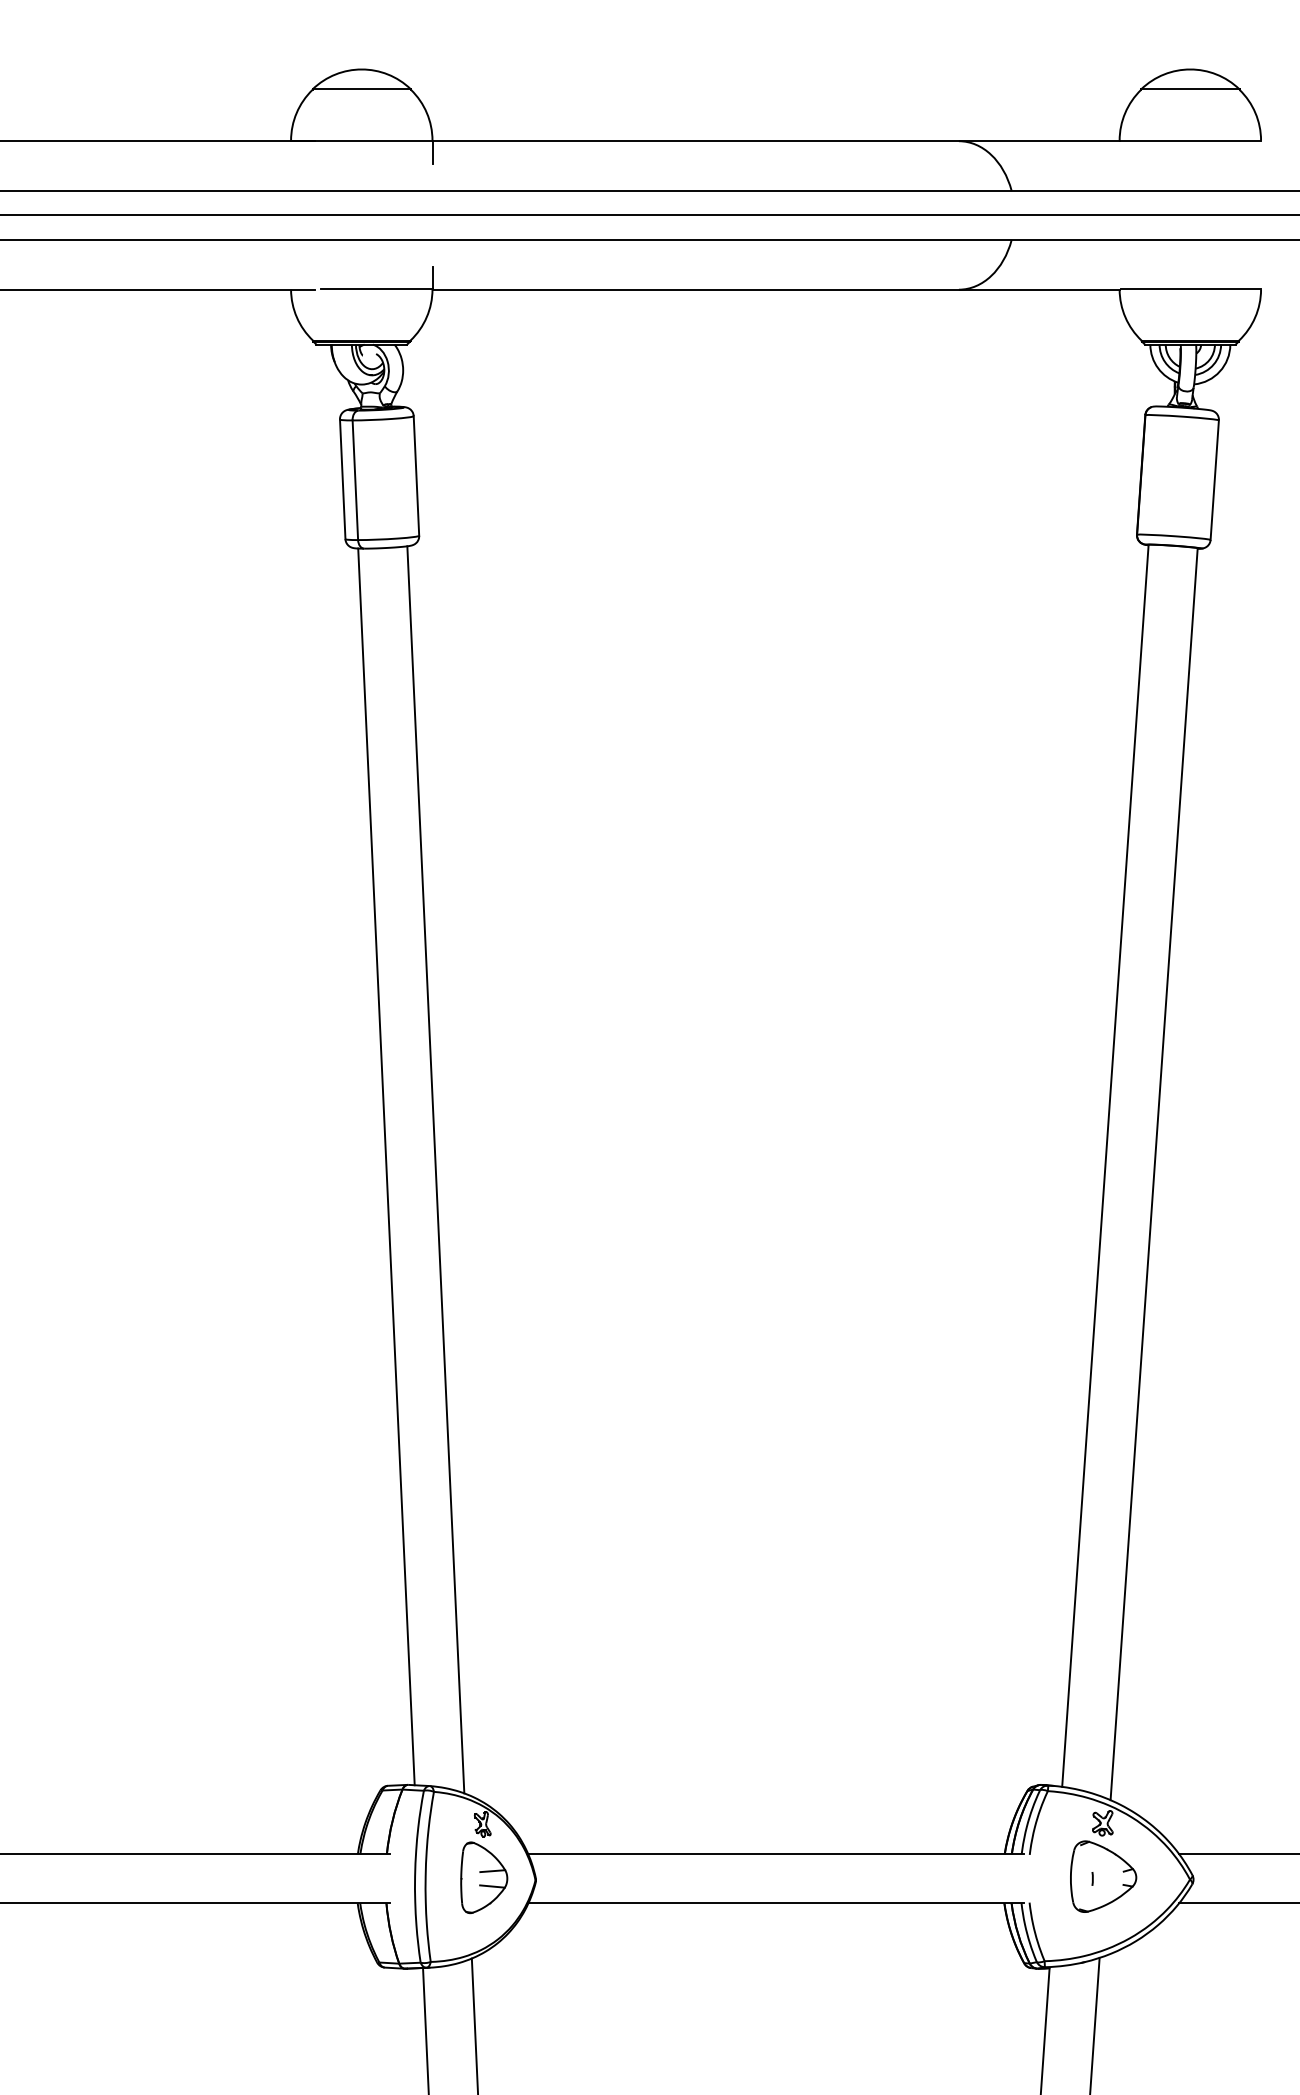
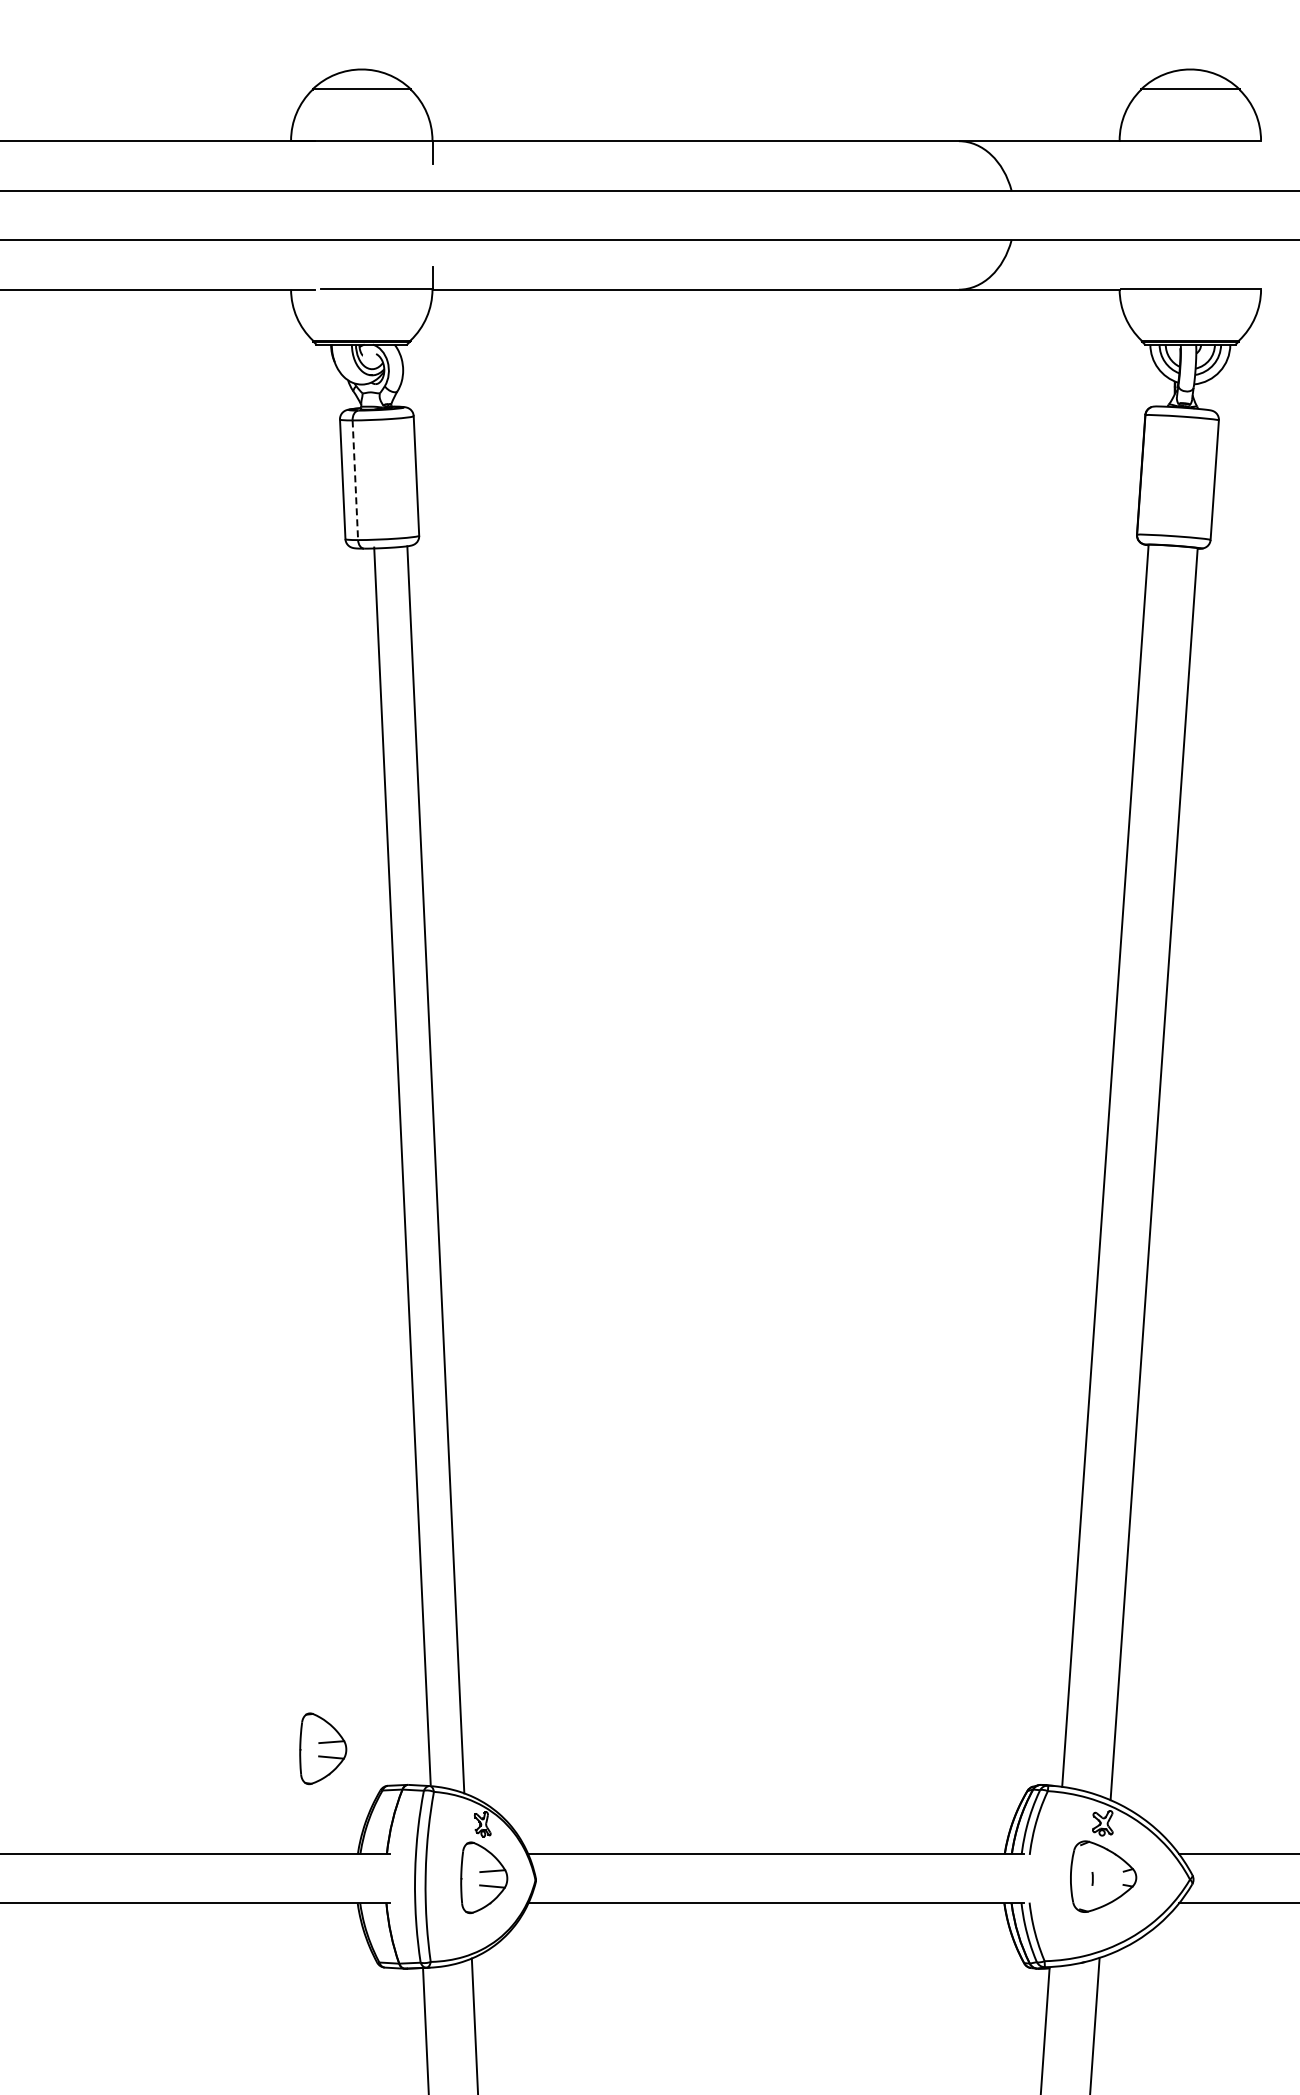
line: present -> none (649, 215)
line: solid -> dashed (355, 480)
line position: (386, 1166) -> (402, 1165) (402, 1165)
part: none -> present (323, 1748)
